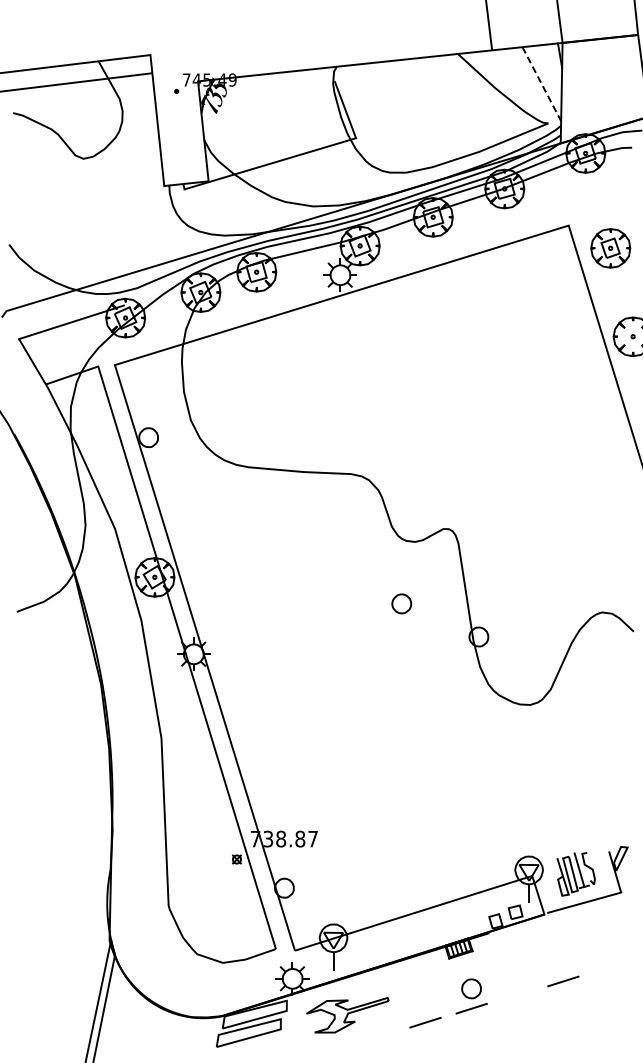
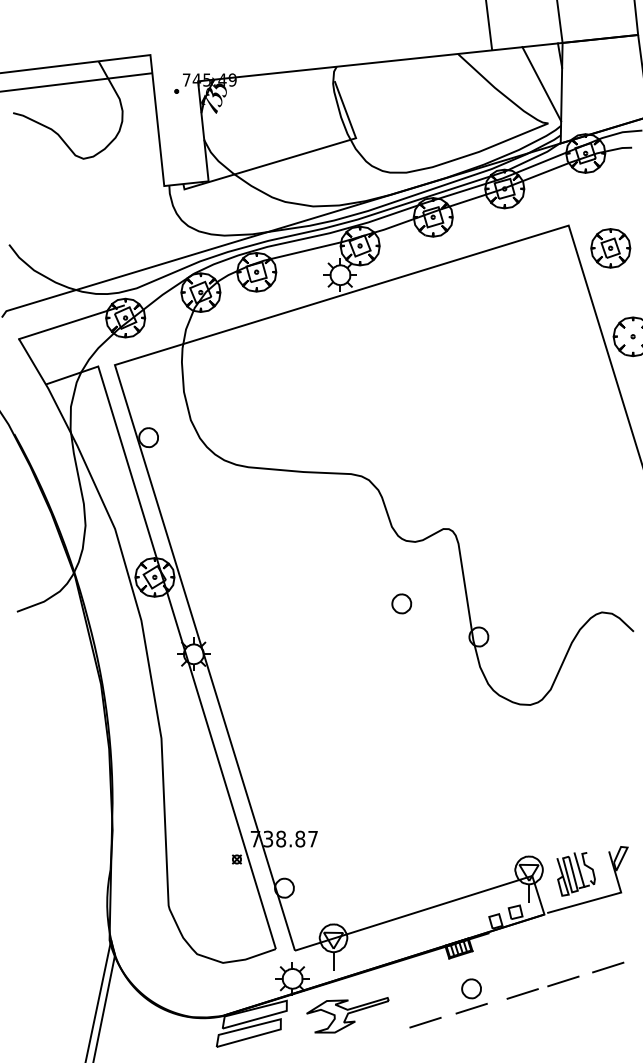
line: dashed -> solid (541, 84)
line: none -> present (608, 967)
line: none -> present (522, 993)
